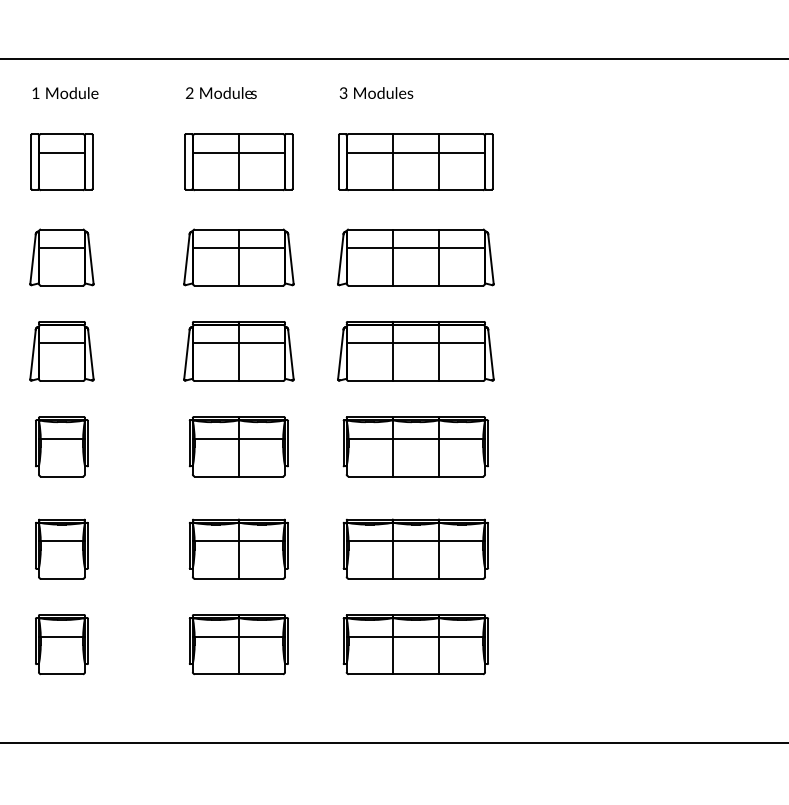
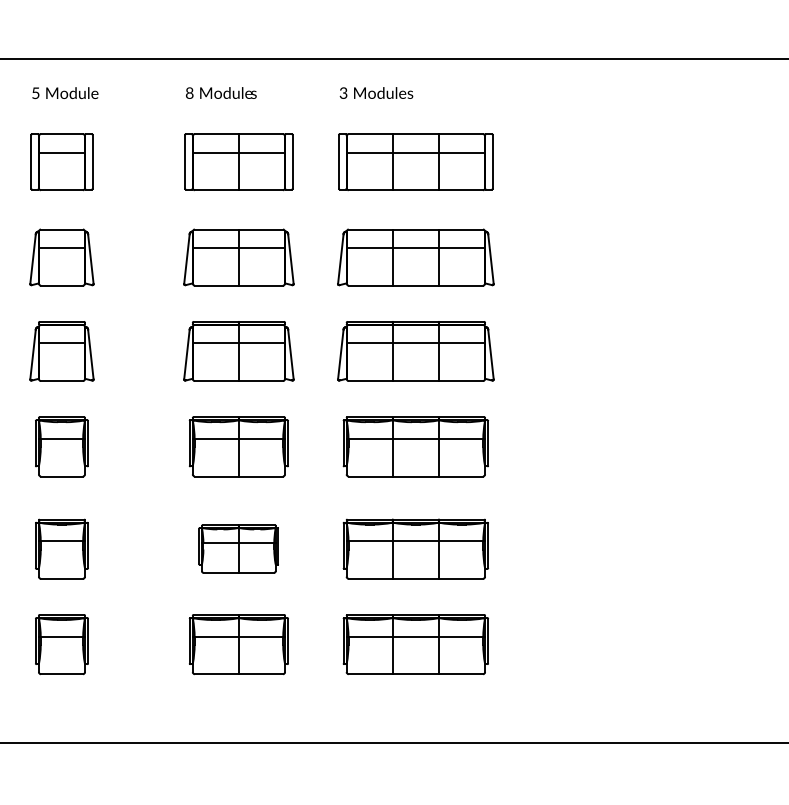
text: 1 -> 5 (35, 93)
text: 2 -> 8 (189, 93)
part size: 101x62 px -> 81x50 px (238, 548)
